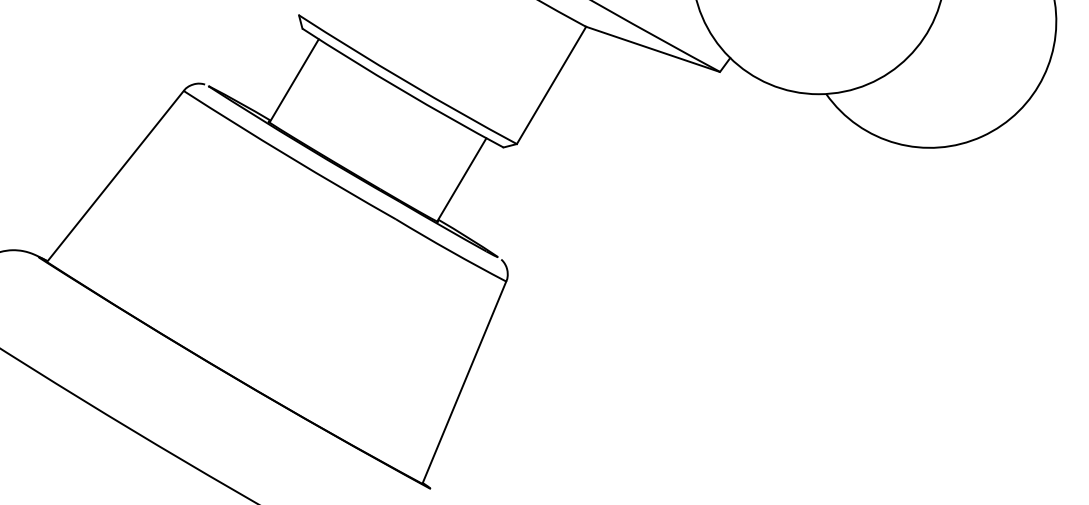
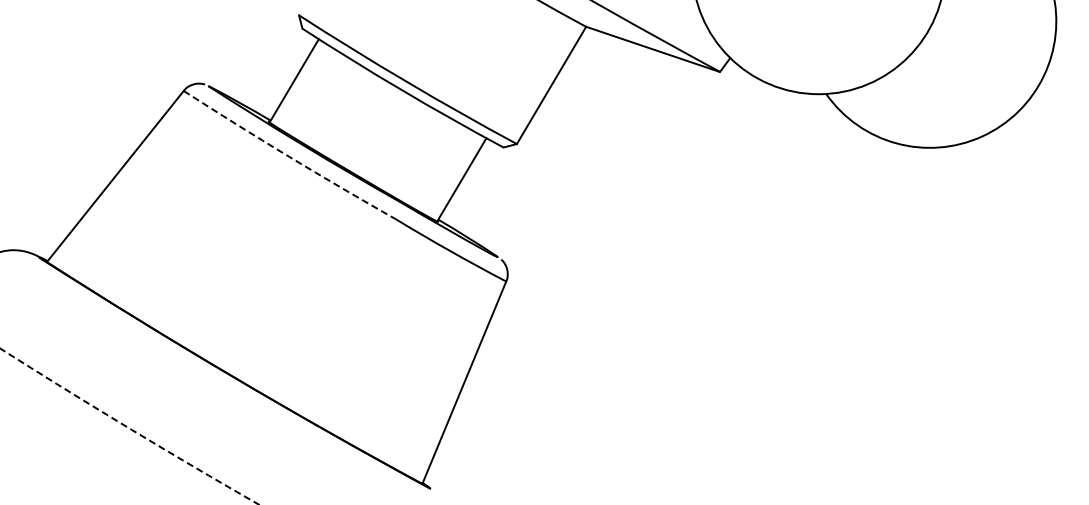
arc: solid -> dashed (288, 156)
arc: solid -> dashed (129, 428)
